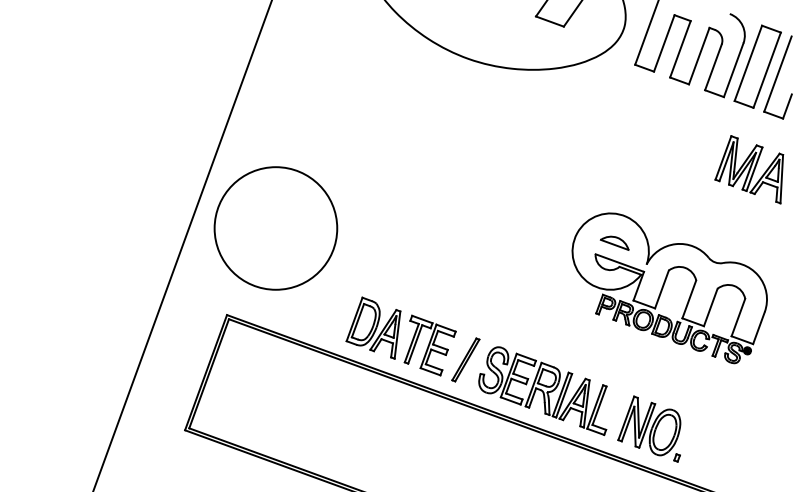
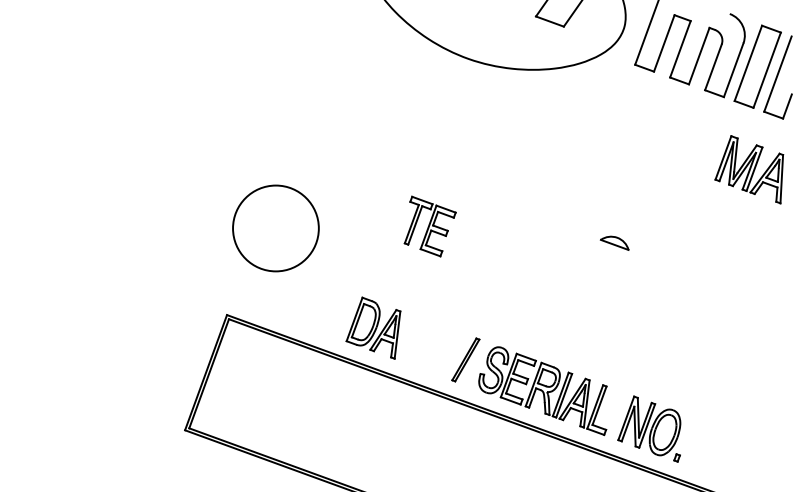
circle diameter: 123 px -> 86 px (275, 228)
line: present -> none (182, 245)
part: present -> none (669, 288)
part position: (429, 345) -> (429, 226) (429, 226)
